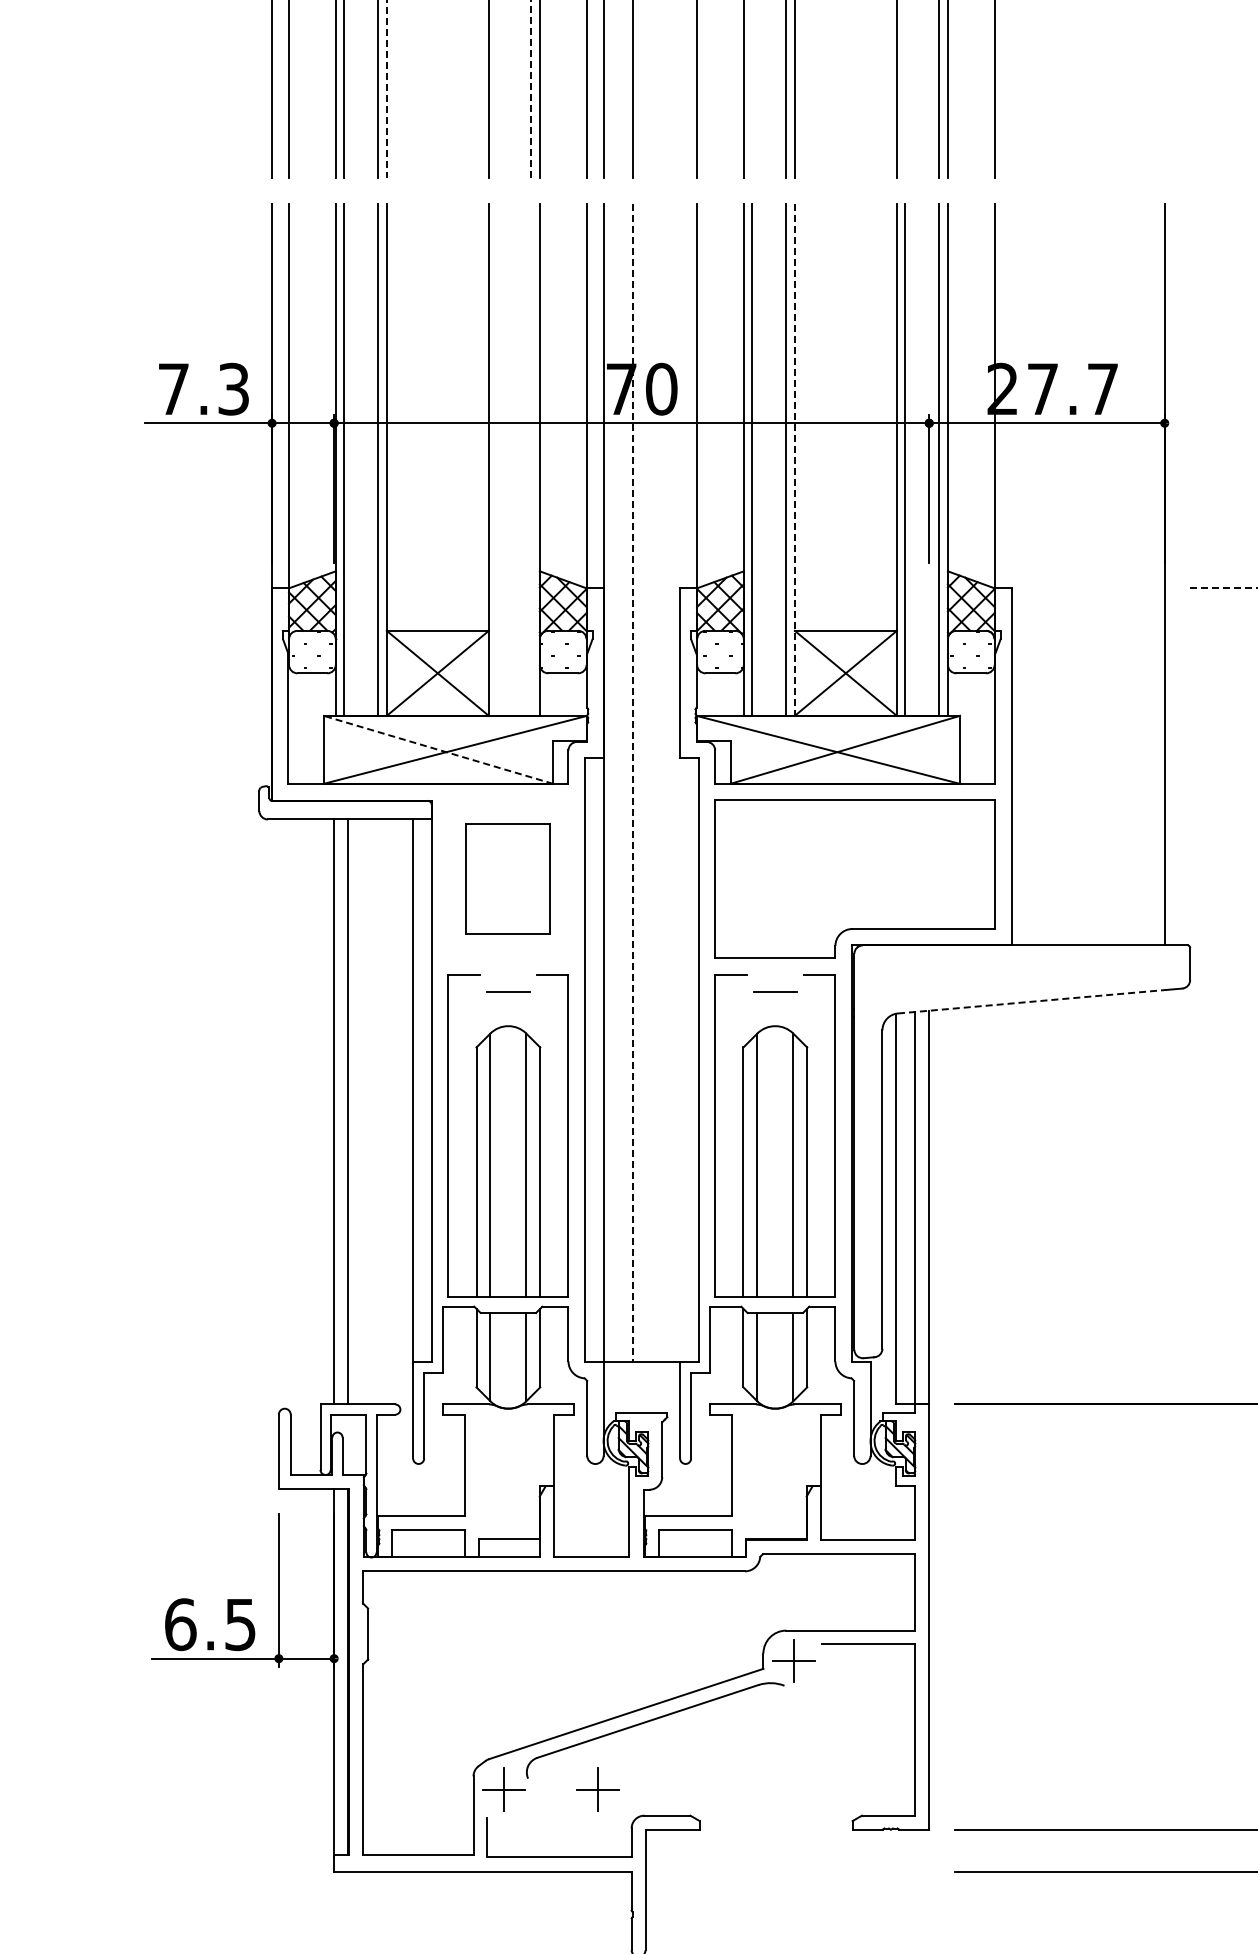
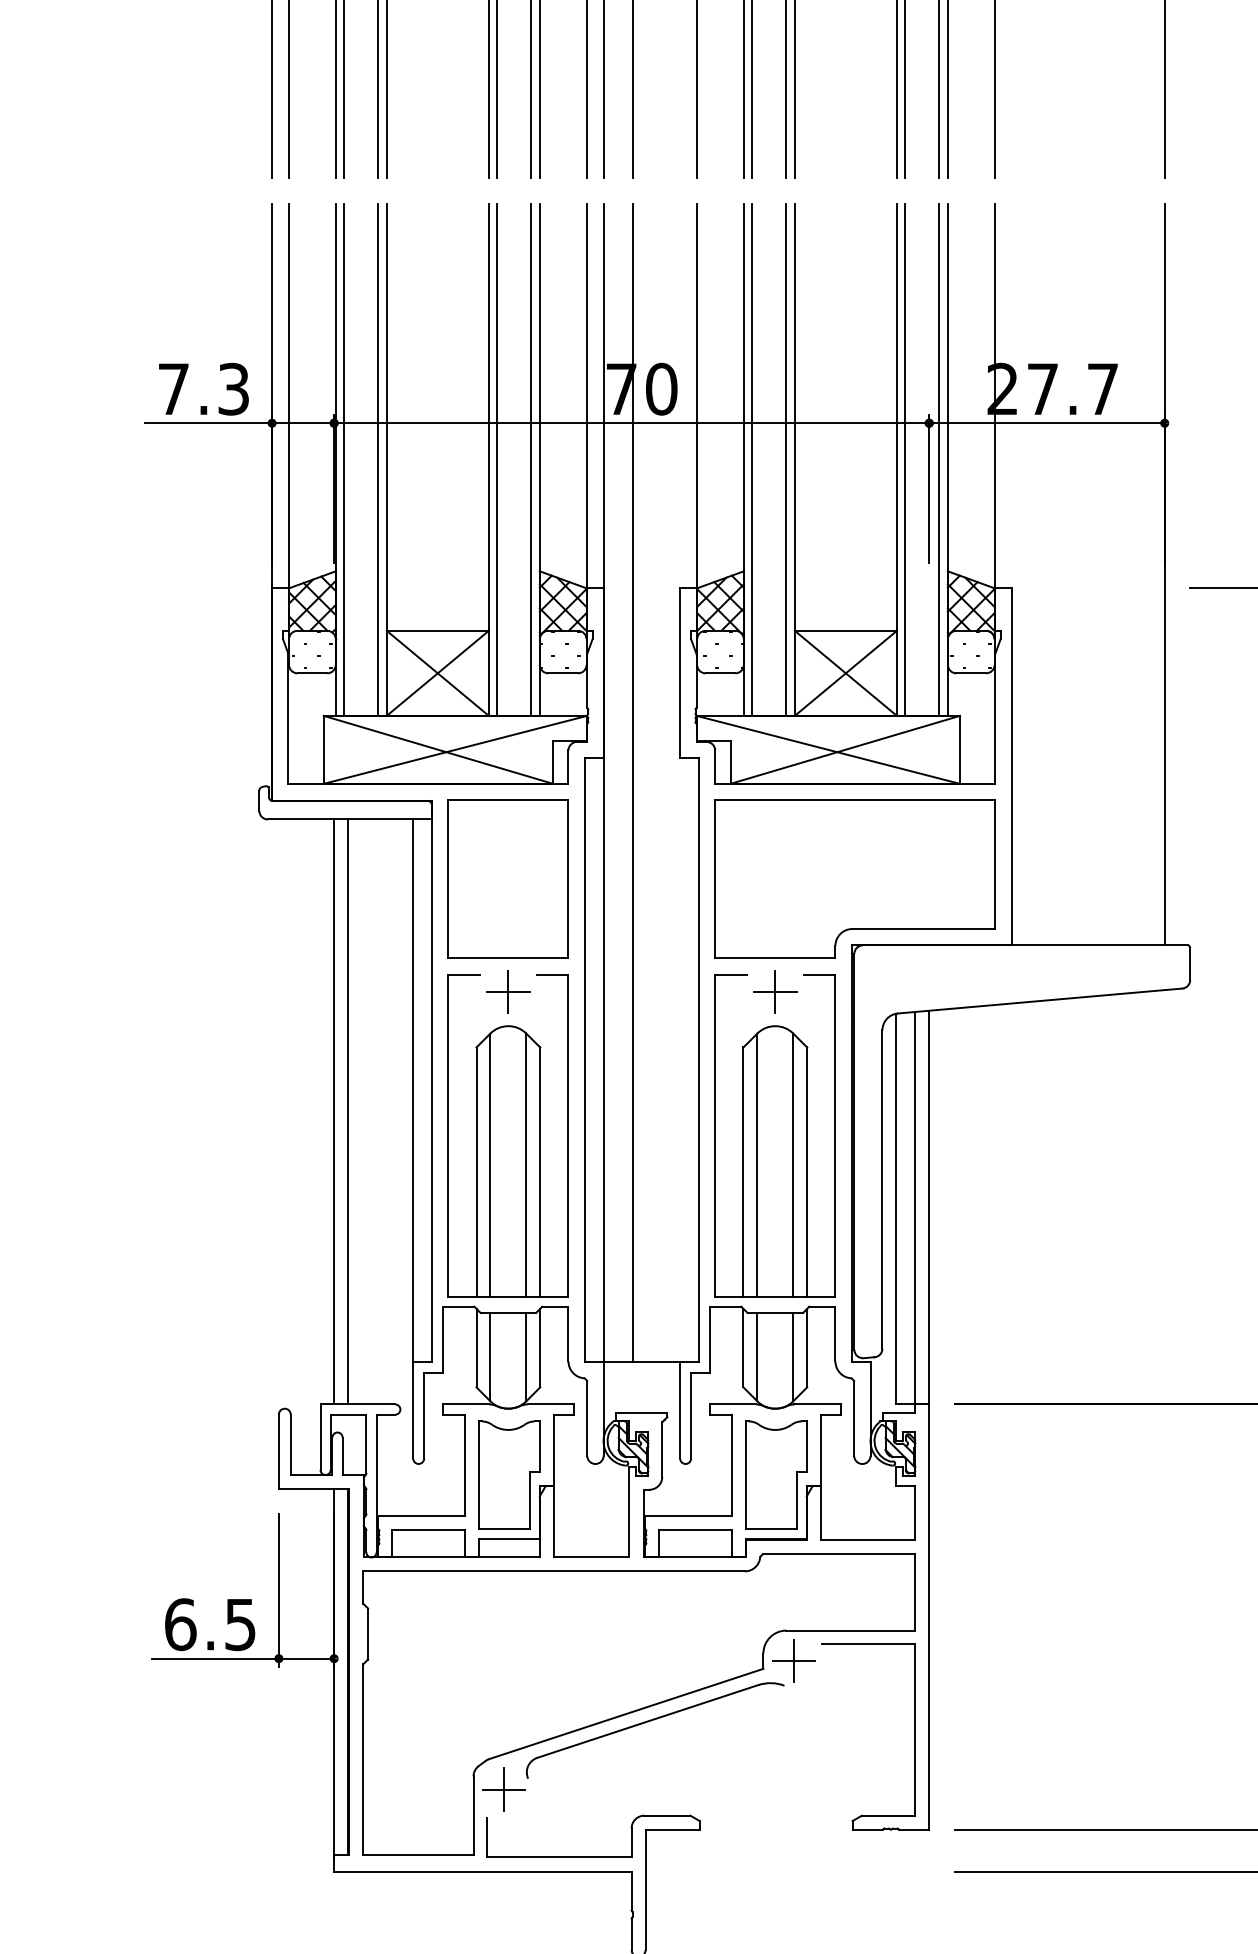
line: dashed -> solid (386, 89)
line: dashed -> solid (531, 89)
line: none -> present (497, 90)
line: none -> present (752, 90)
line: none -> present (905, 90)
line: none -> present (1164, 90)
line: none -> present (497, 459)
line: none -> present (531, 459)
line: dashed -> solid (794, 460)
line: dashed -> solid (1224, 588)
line: dashed -> solid (438, 749)
line: dashed -> solid (633, 783)
part size: 86x112 px -> 122x160 px (507, 878)
line: none -> present (508, 991)
line: none -> present (775, 991)
line: dashed -> solid (1032, 1001)
part: none -> present (509, 1474)
part: none -> present (776, 1474)
part: present -> none (597, 1789)
